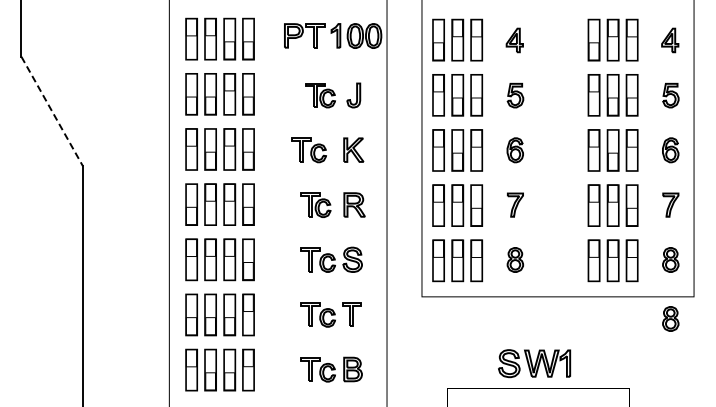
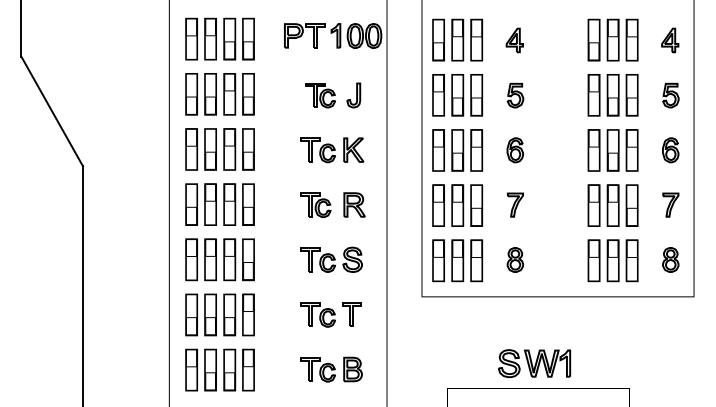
line: dashed -> solid (52, 111)
part position: (308, 150) -> (317, 150) (317, 150)
part: present -> none (670, 318)
